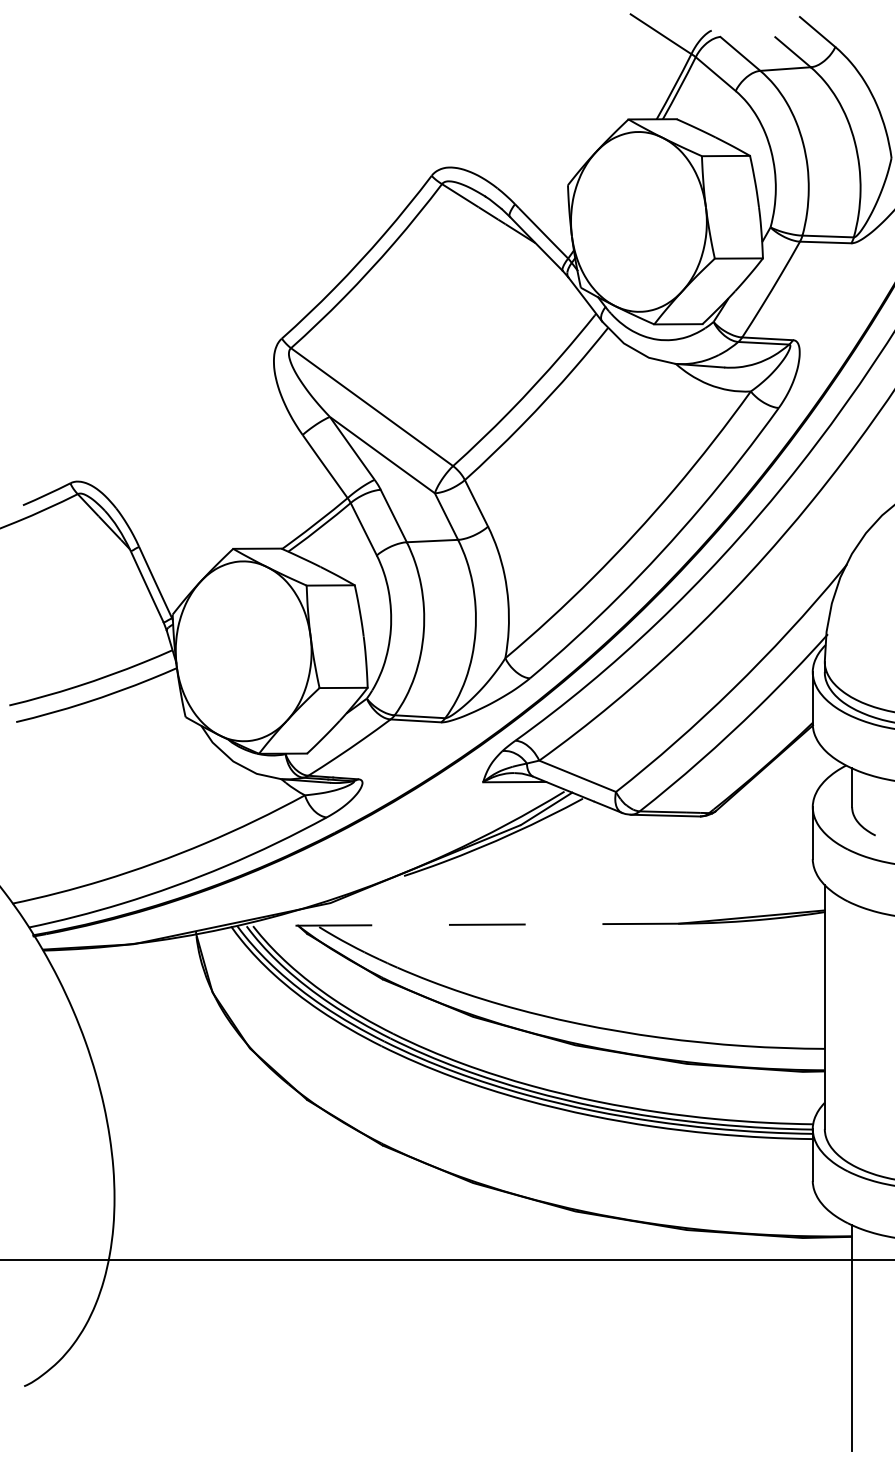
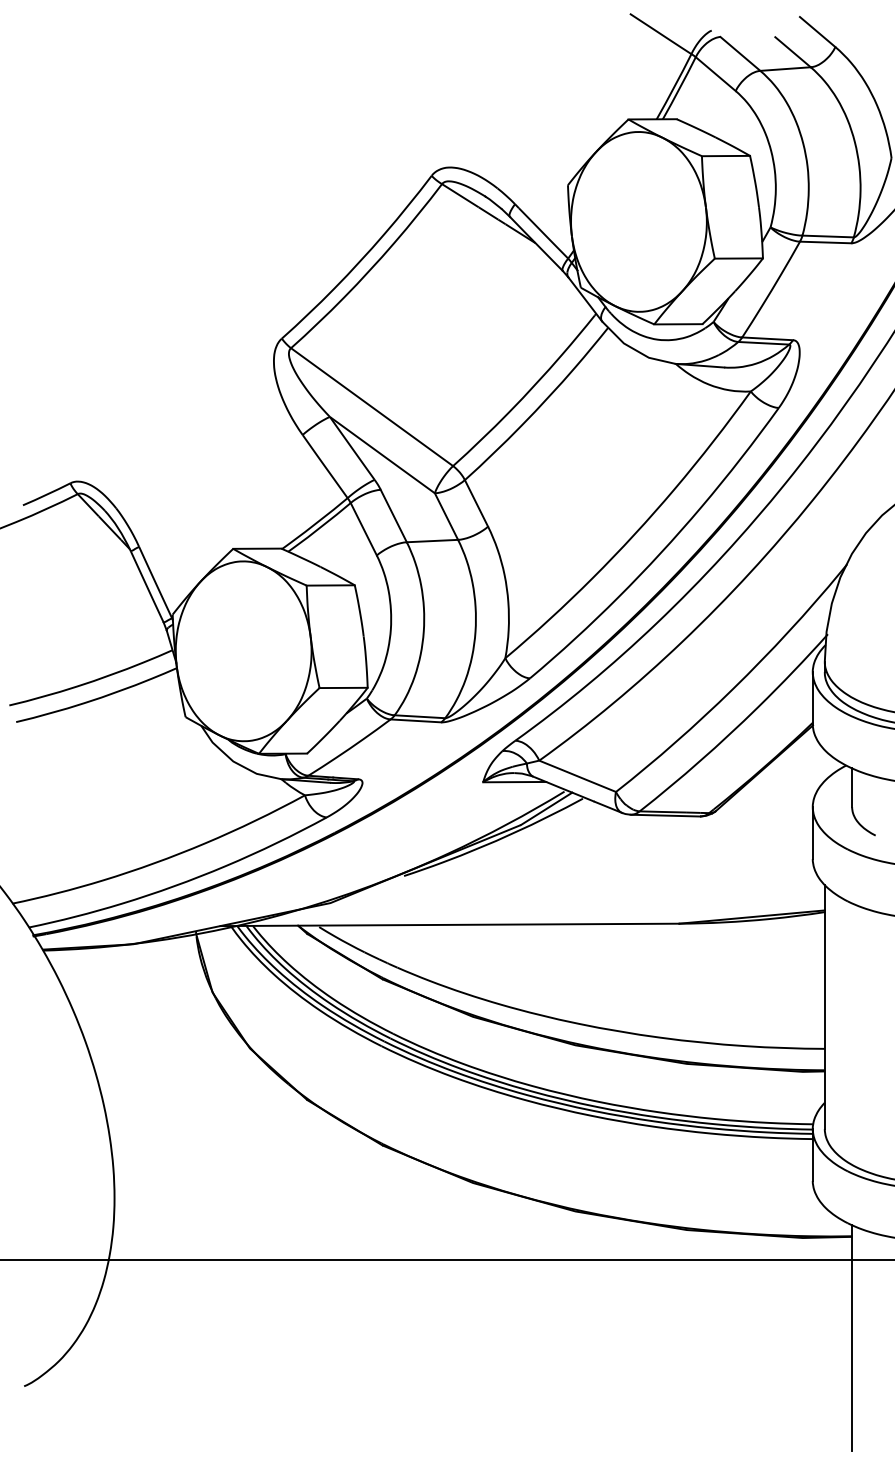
line: dashed -> solid (449, 924)
